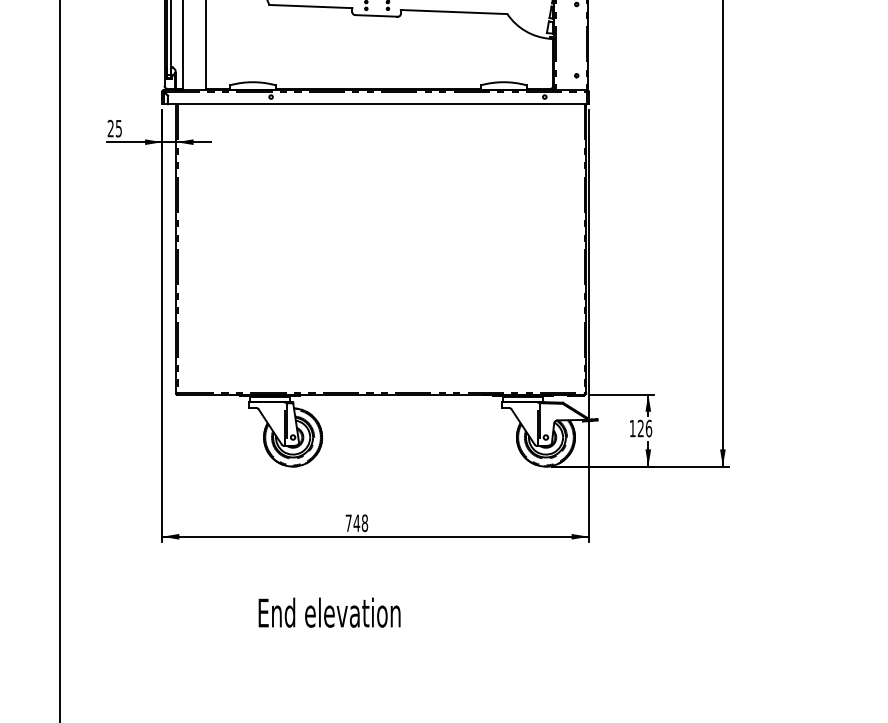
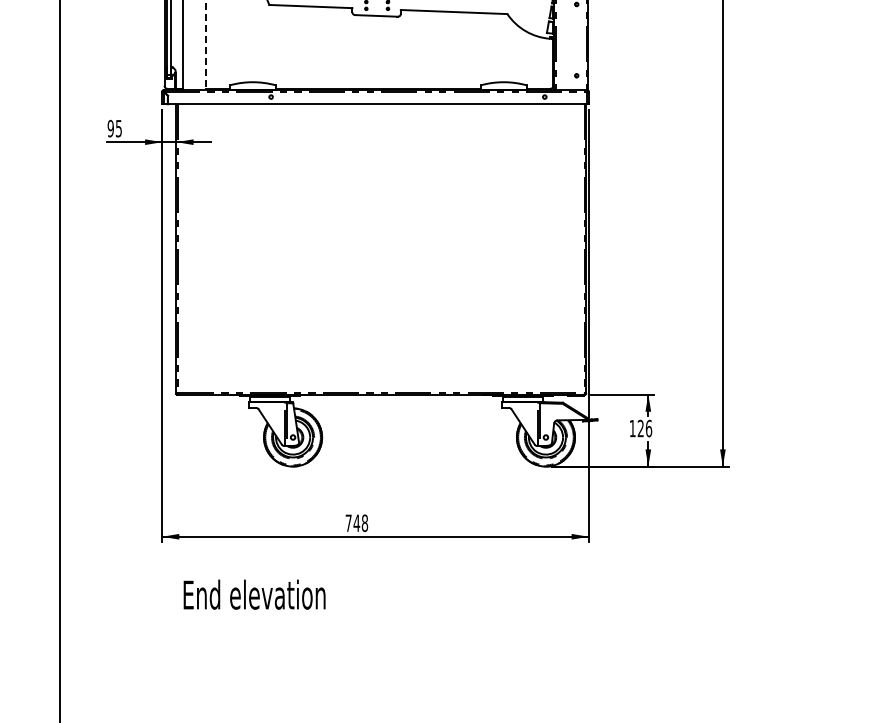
line: solid -> dashed (205, 45)
text: 25 -> 95 (110, 128)
text position: (329, 612) -> (254, 594) (254, 594)
